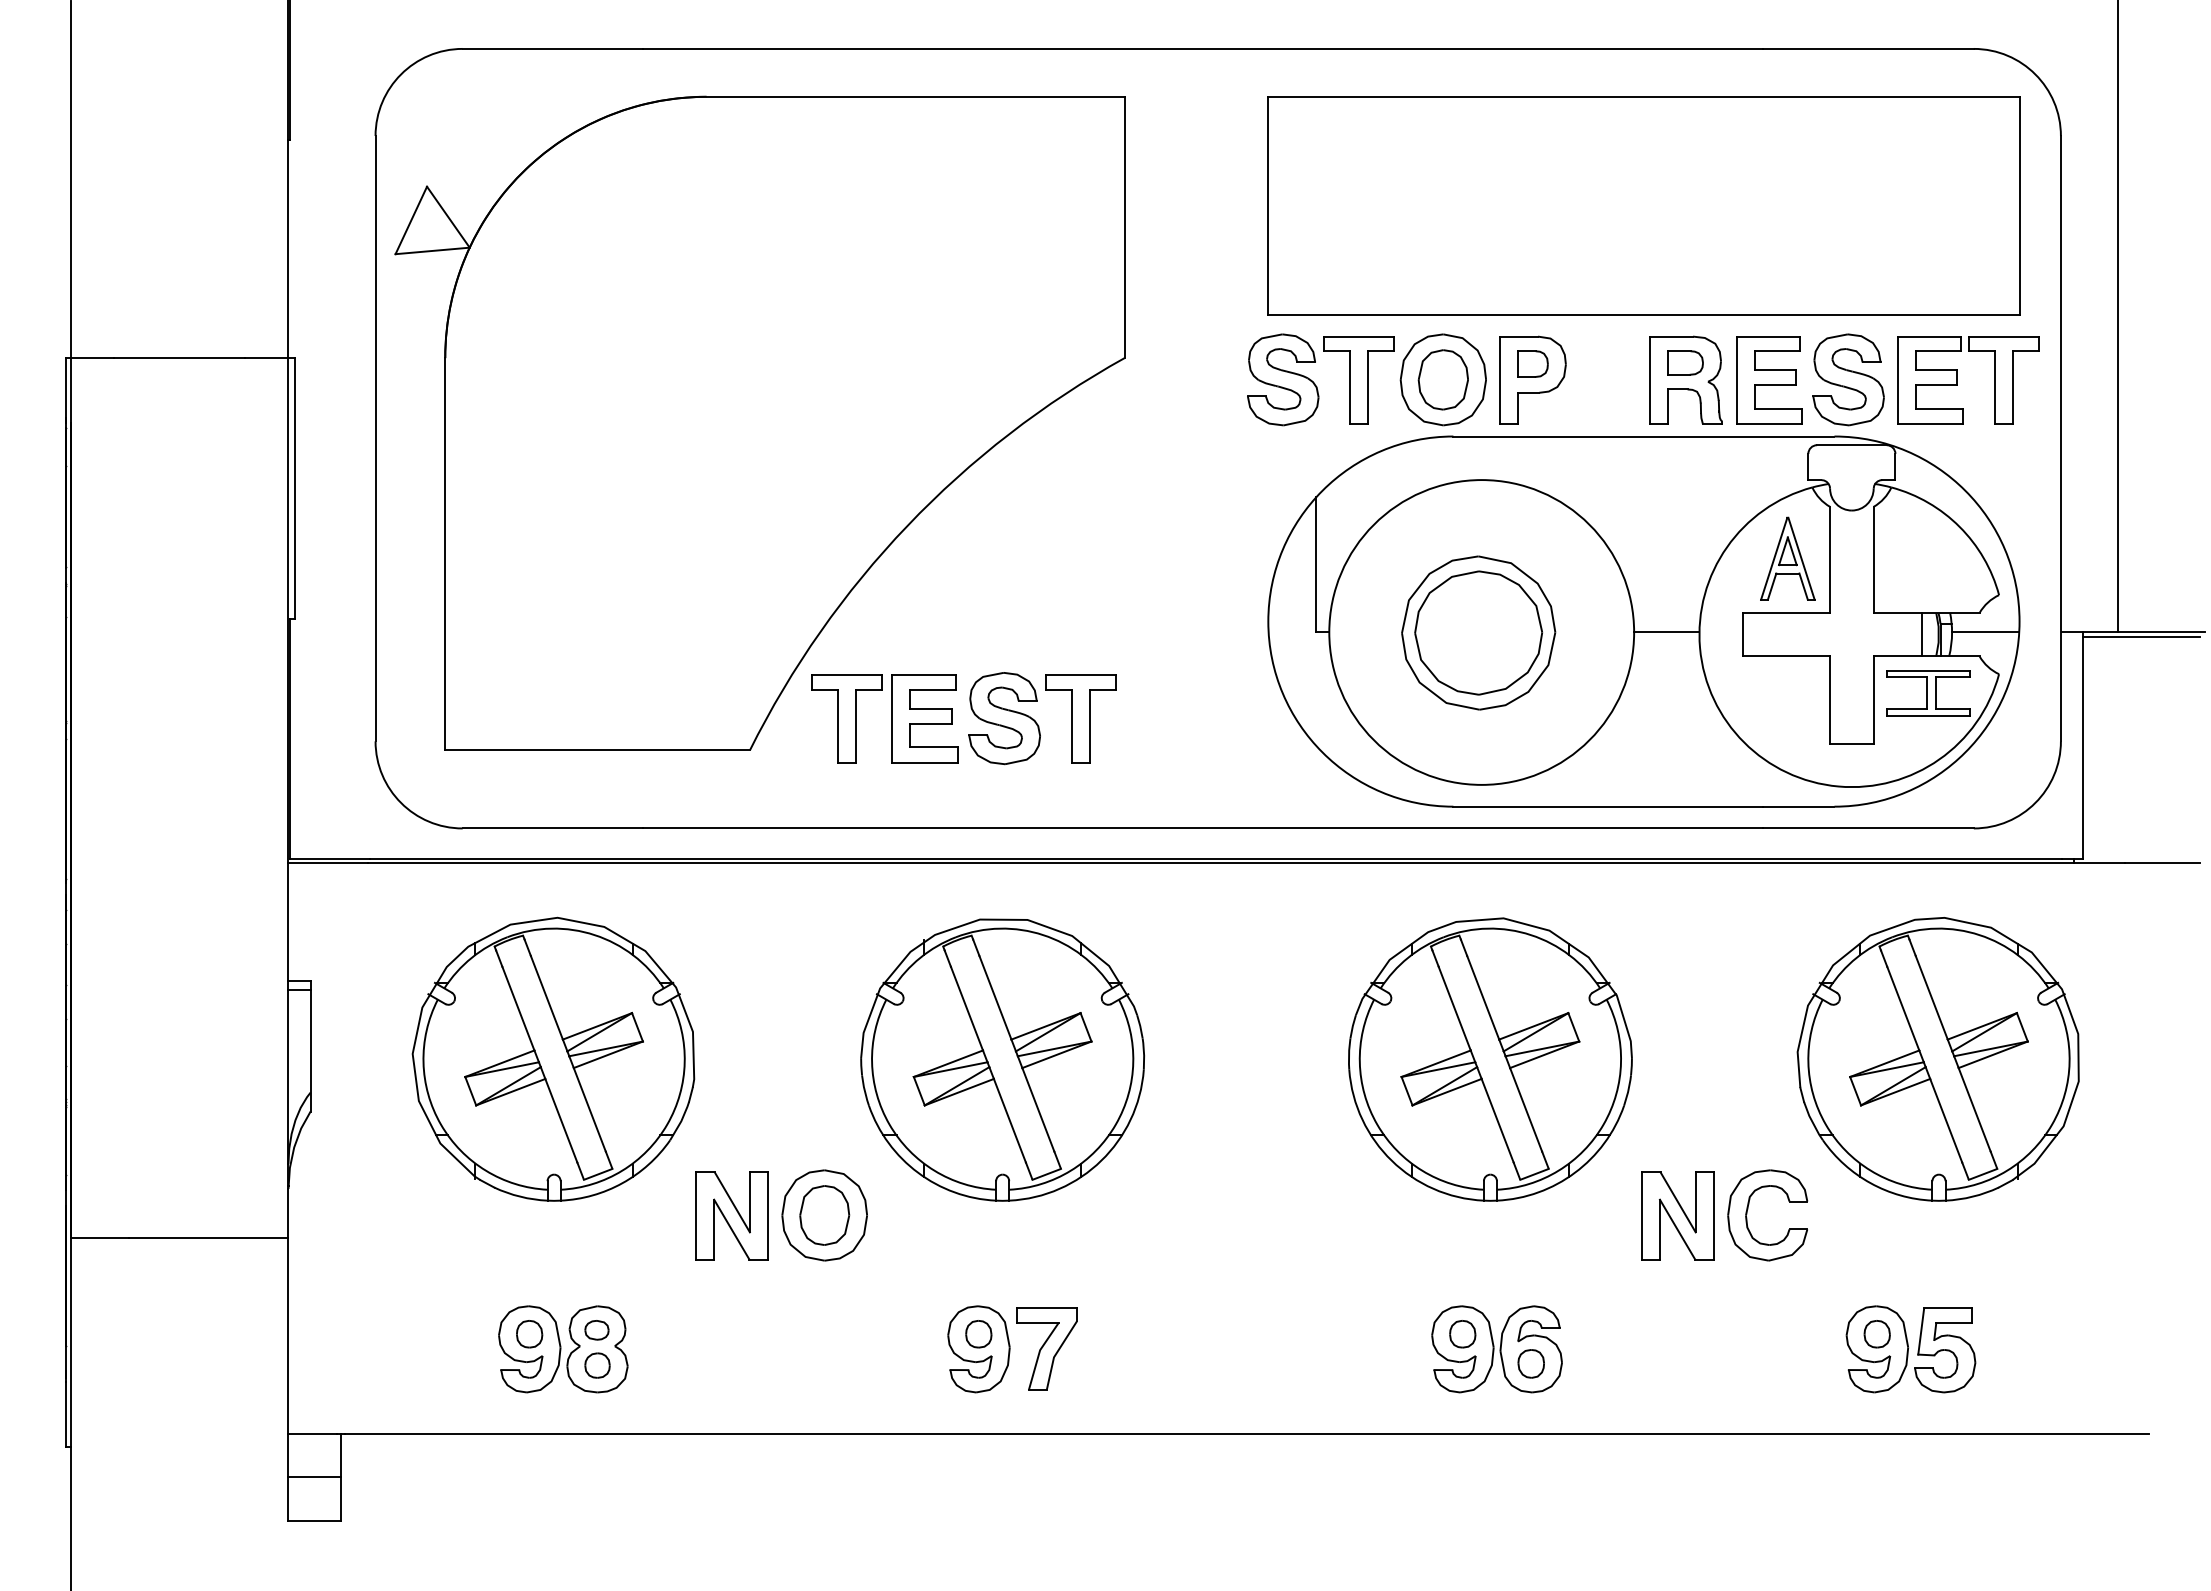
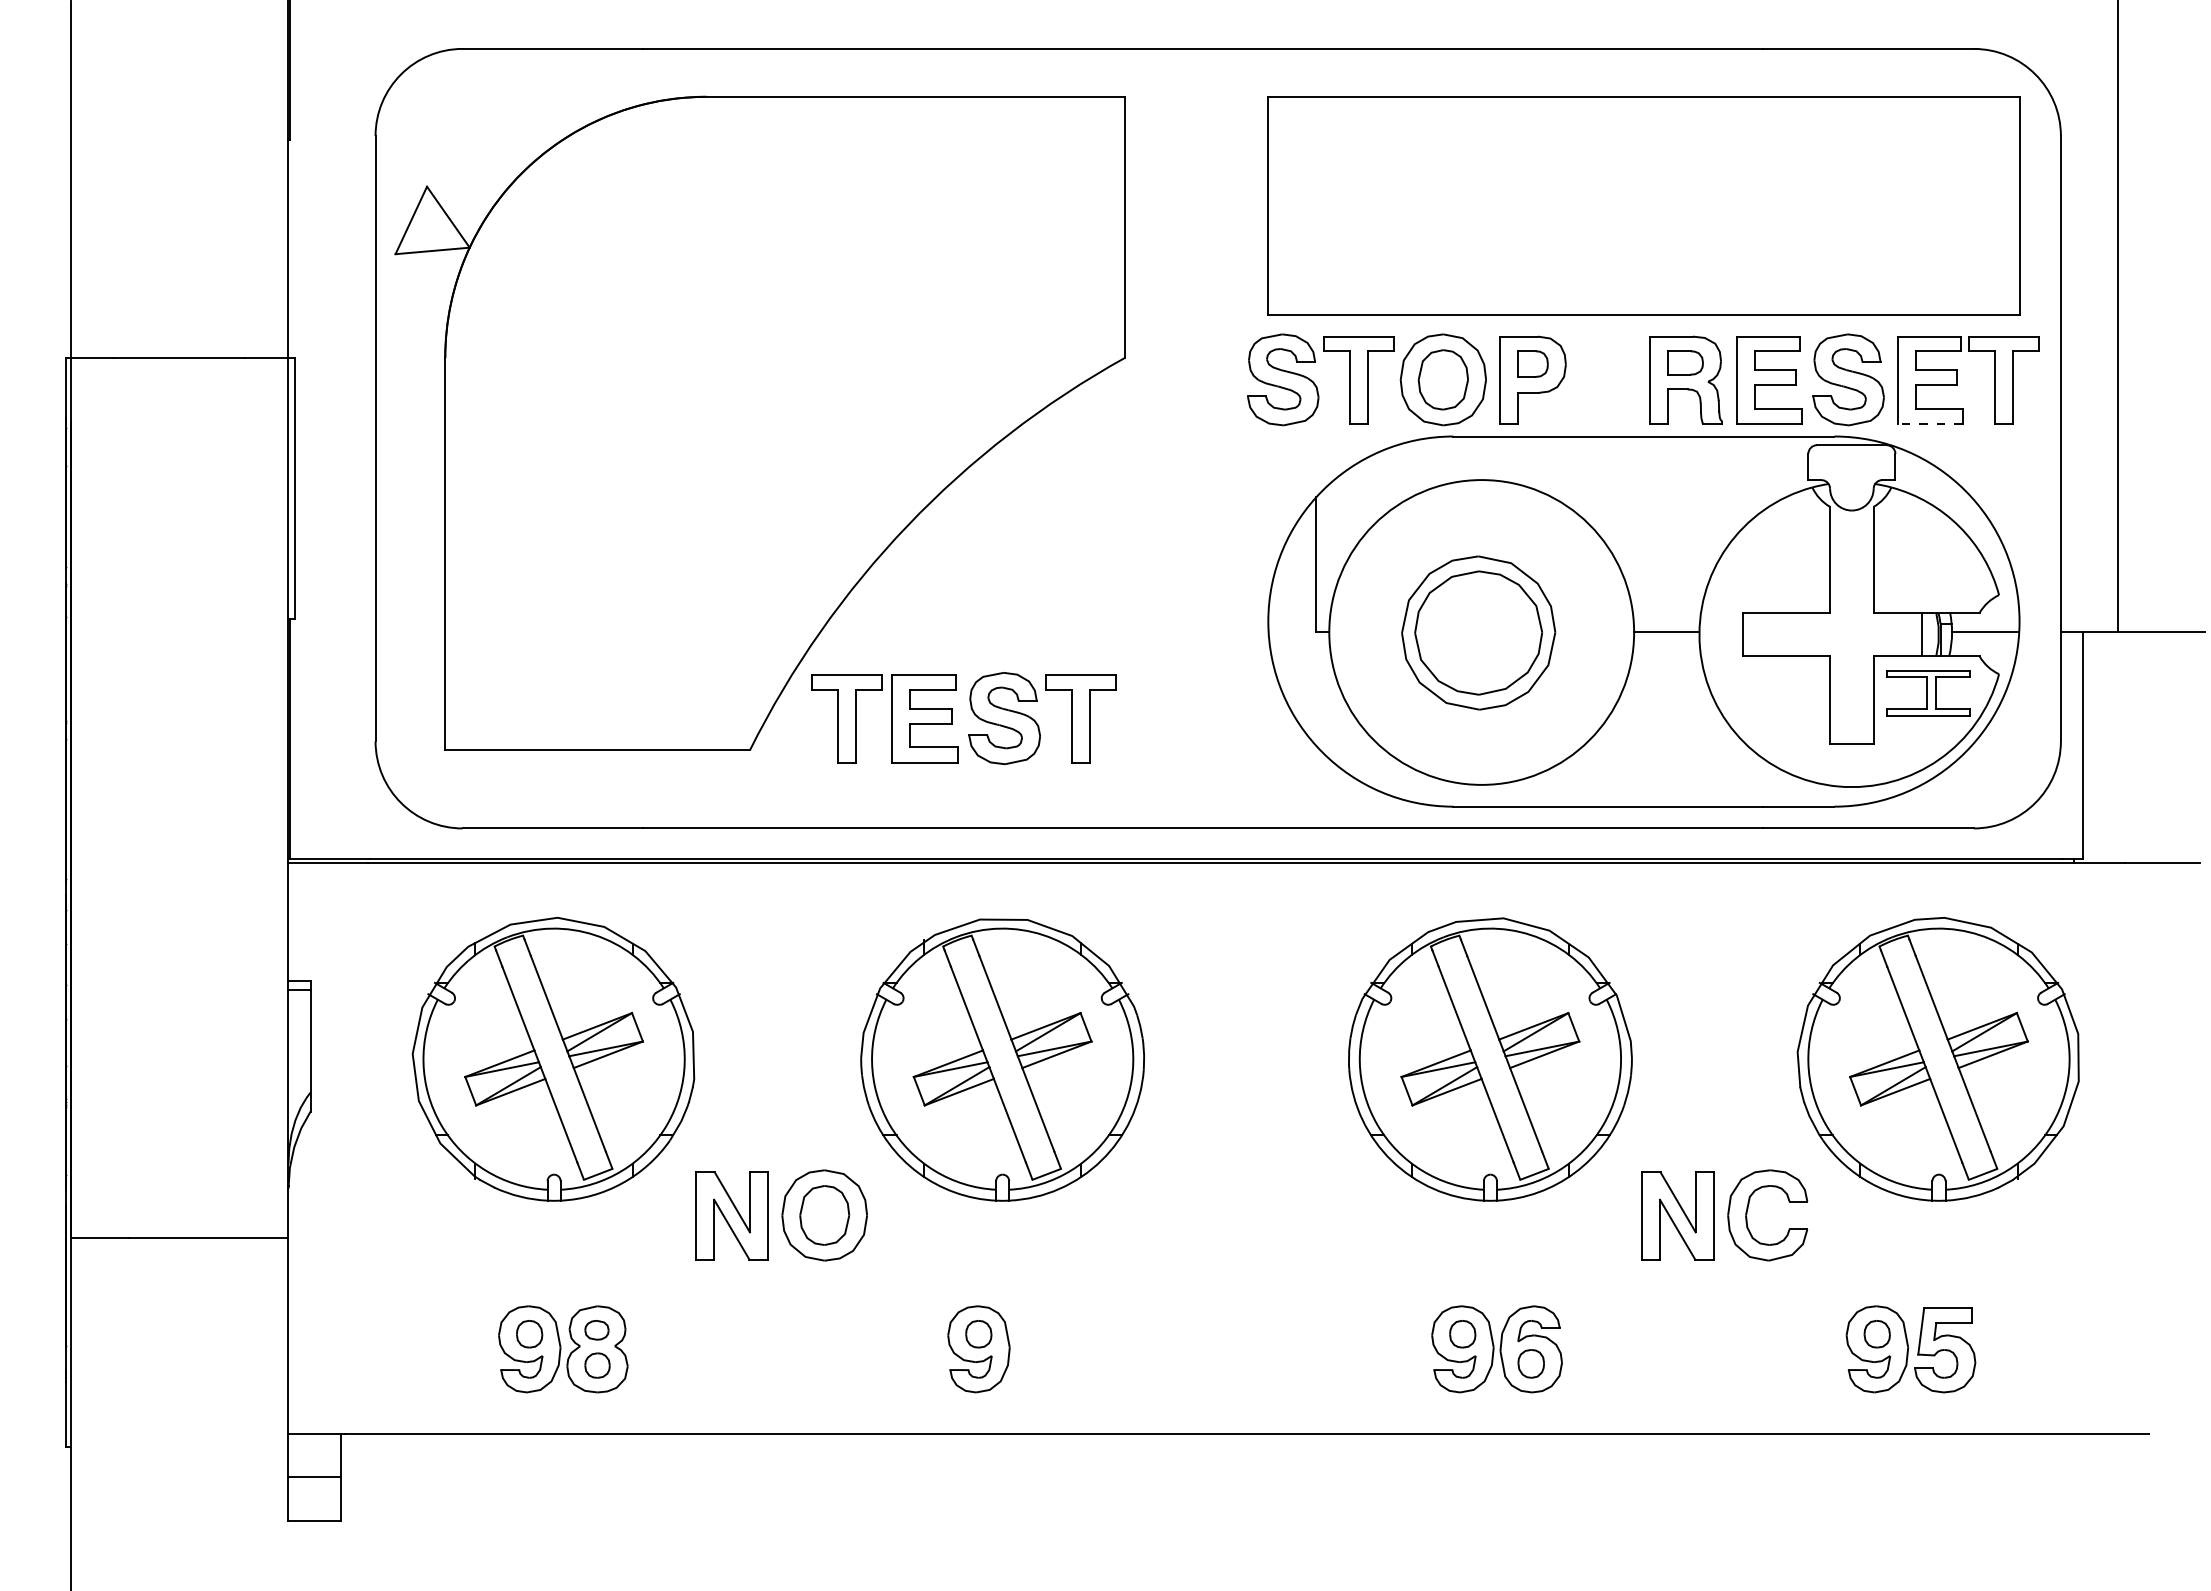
line: solid -> dashed (1930, 424)
part: present -> none (1787, 558)
line: present -> none (2141, 636)
part: present -> none (1046, 1348)
